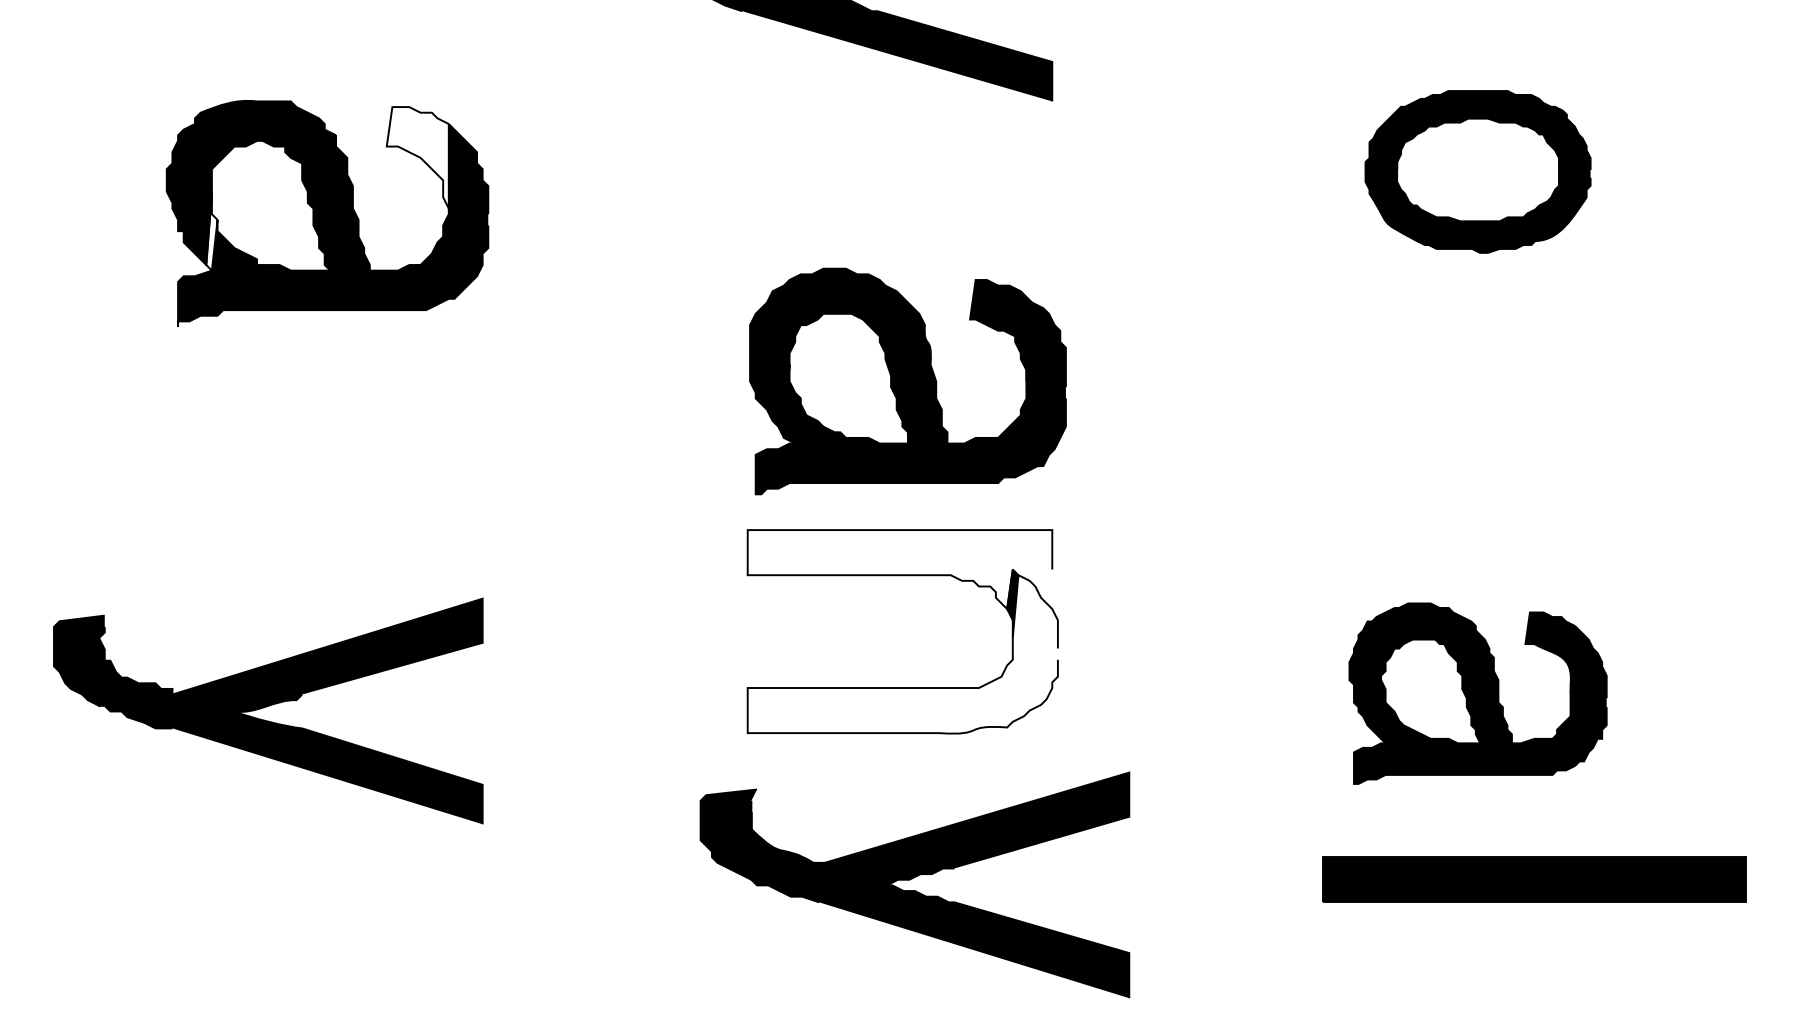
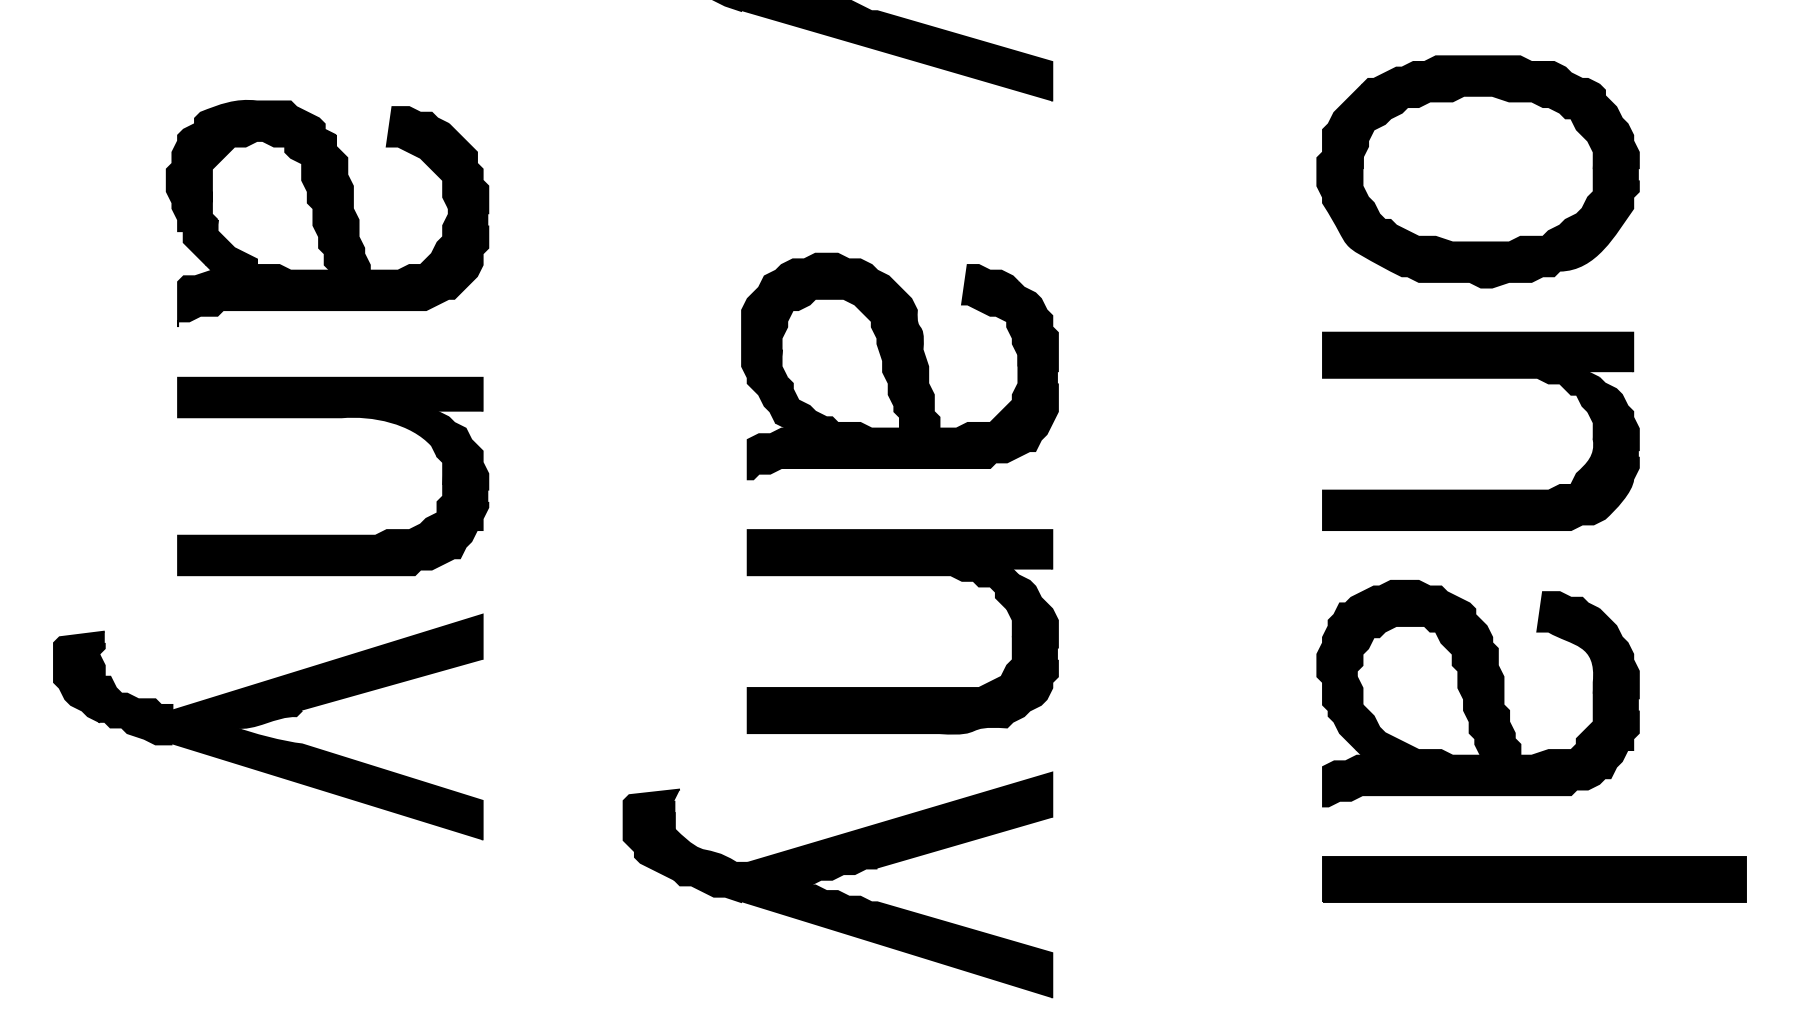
fill: none -> present (417, 157)
part size: 228x164 px -> 324x234 px (1477, 171)
fill: none -> present (211, 230)
part: none -> present (1480, 378)
part position: (907, 381) -> (899, 366) (899, 366)
part: none -> present (333, 418)
fill: none -> present (899, 569)
fill: none -> present (902, 654)
part size: 260x183 px -> 324x228 px (1477, 693)
part position: (268, 710) -> (268, 726) (268, 726)
part position: (914, 884) -> (837, 884) (837, 884)
